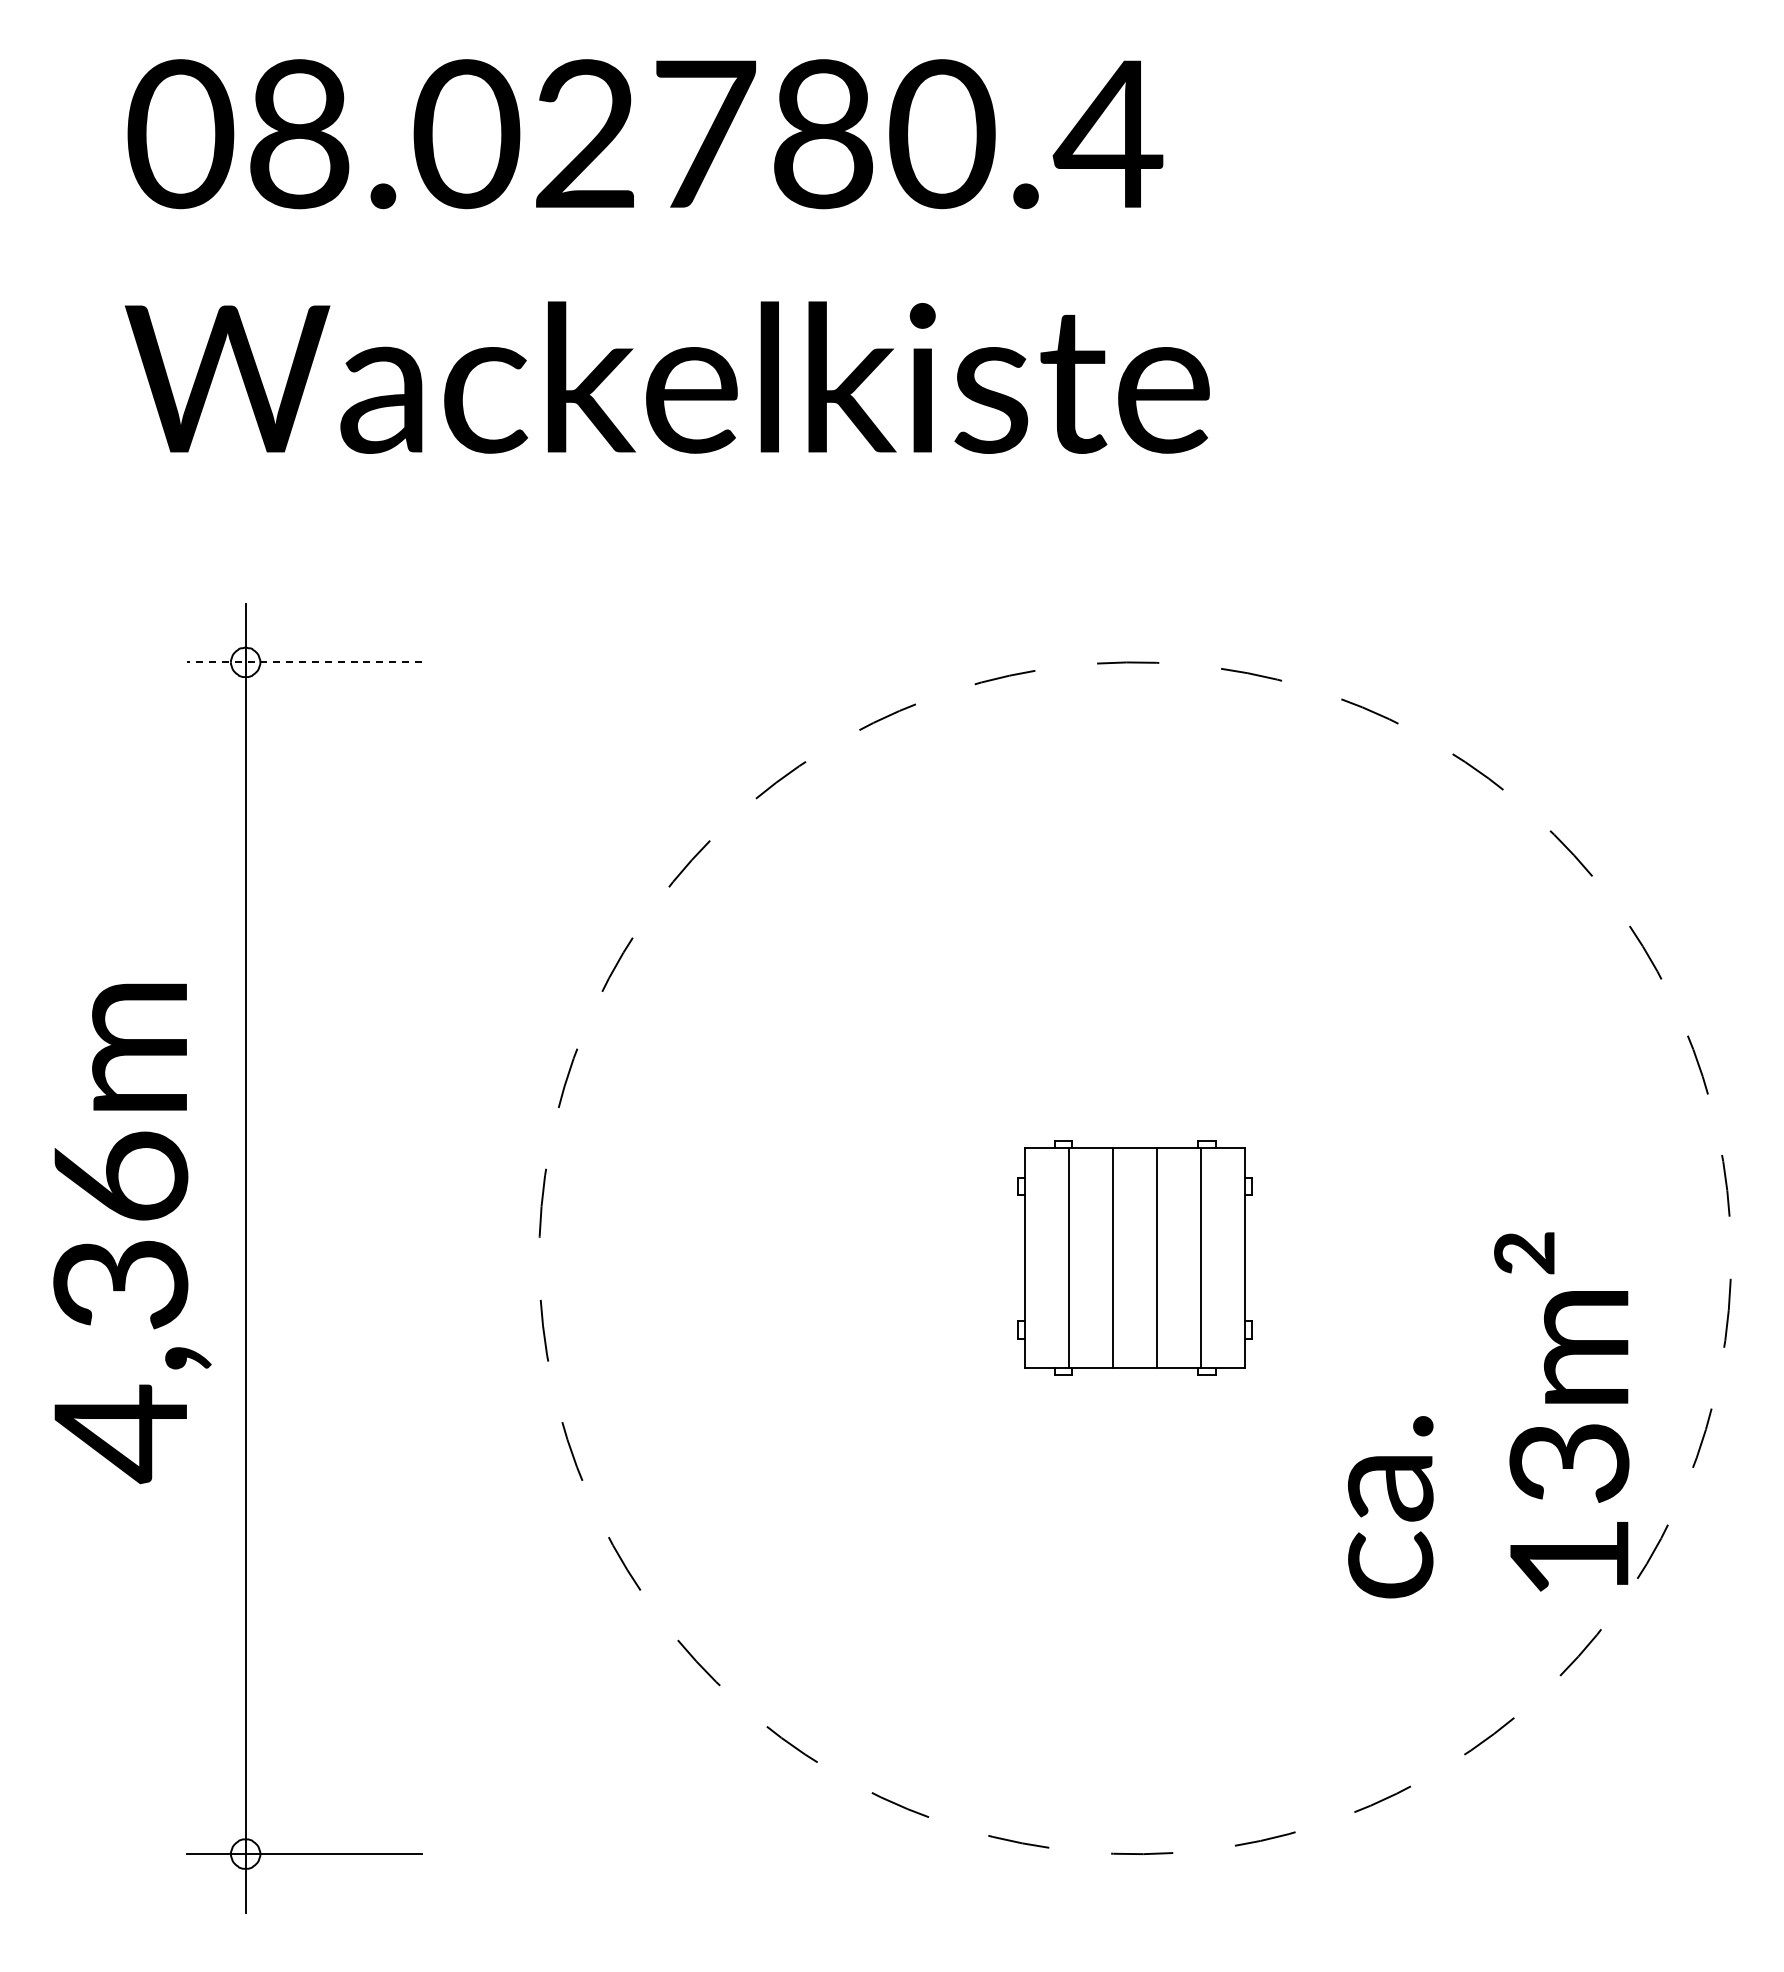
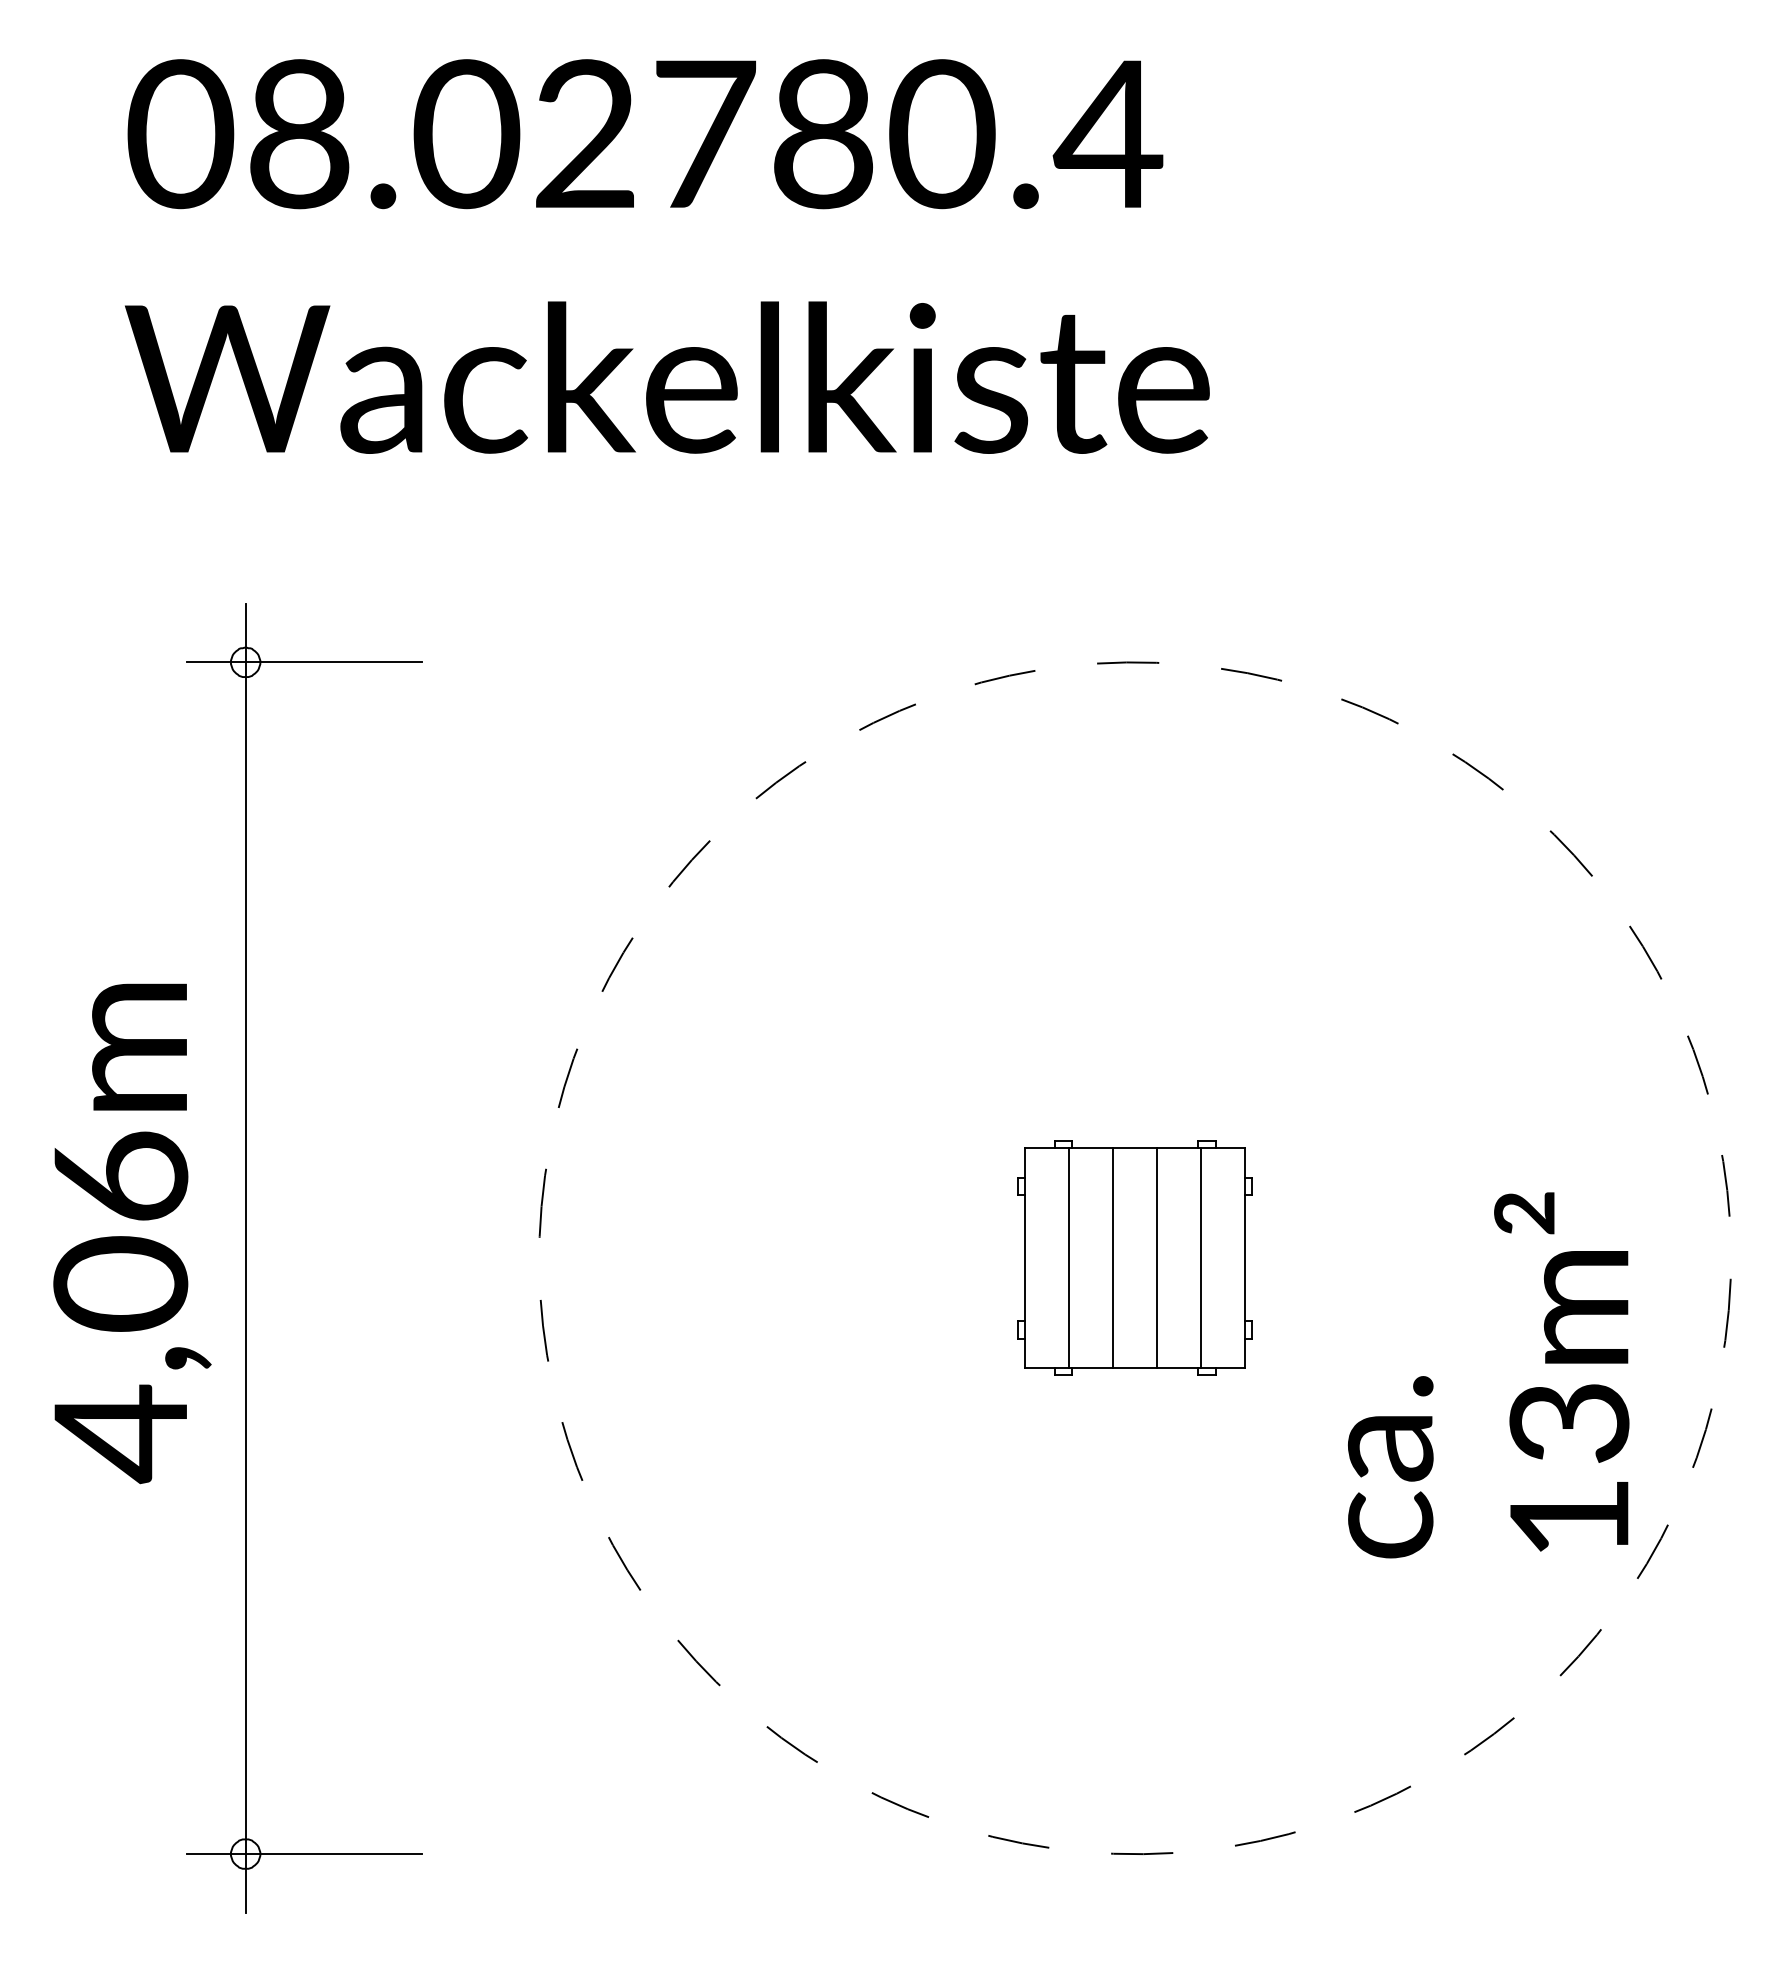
line: dashed -> solid (303, 662)
text: 4,36m -> 4,06m (120, 1283)
text position: (1488, 1415) -> (1488, 1375) (1488, 1375)
